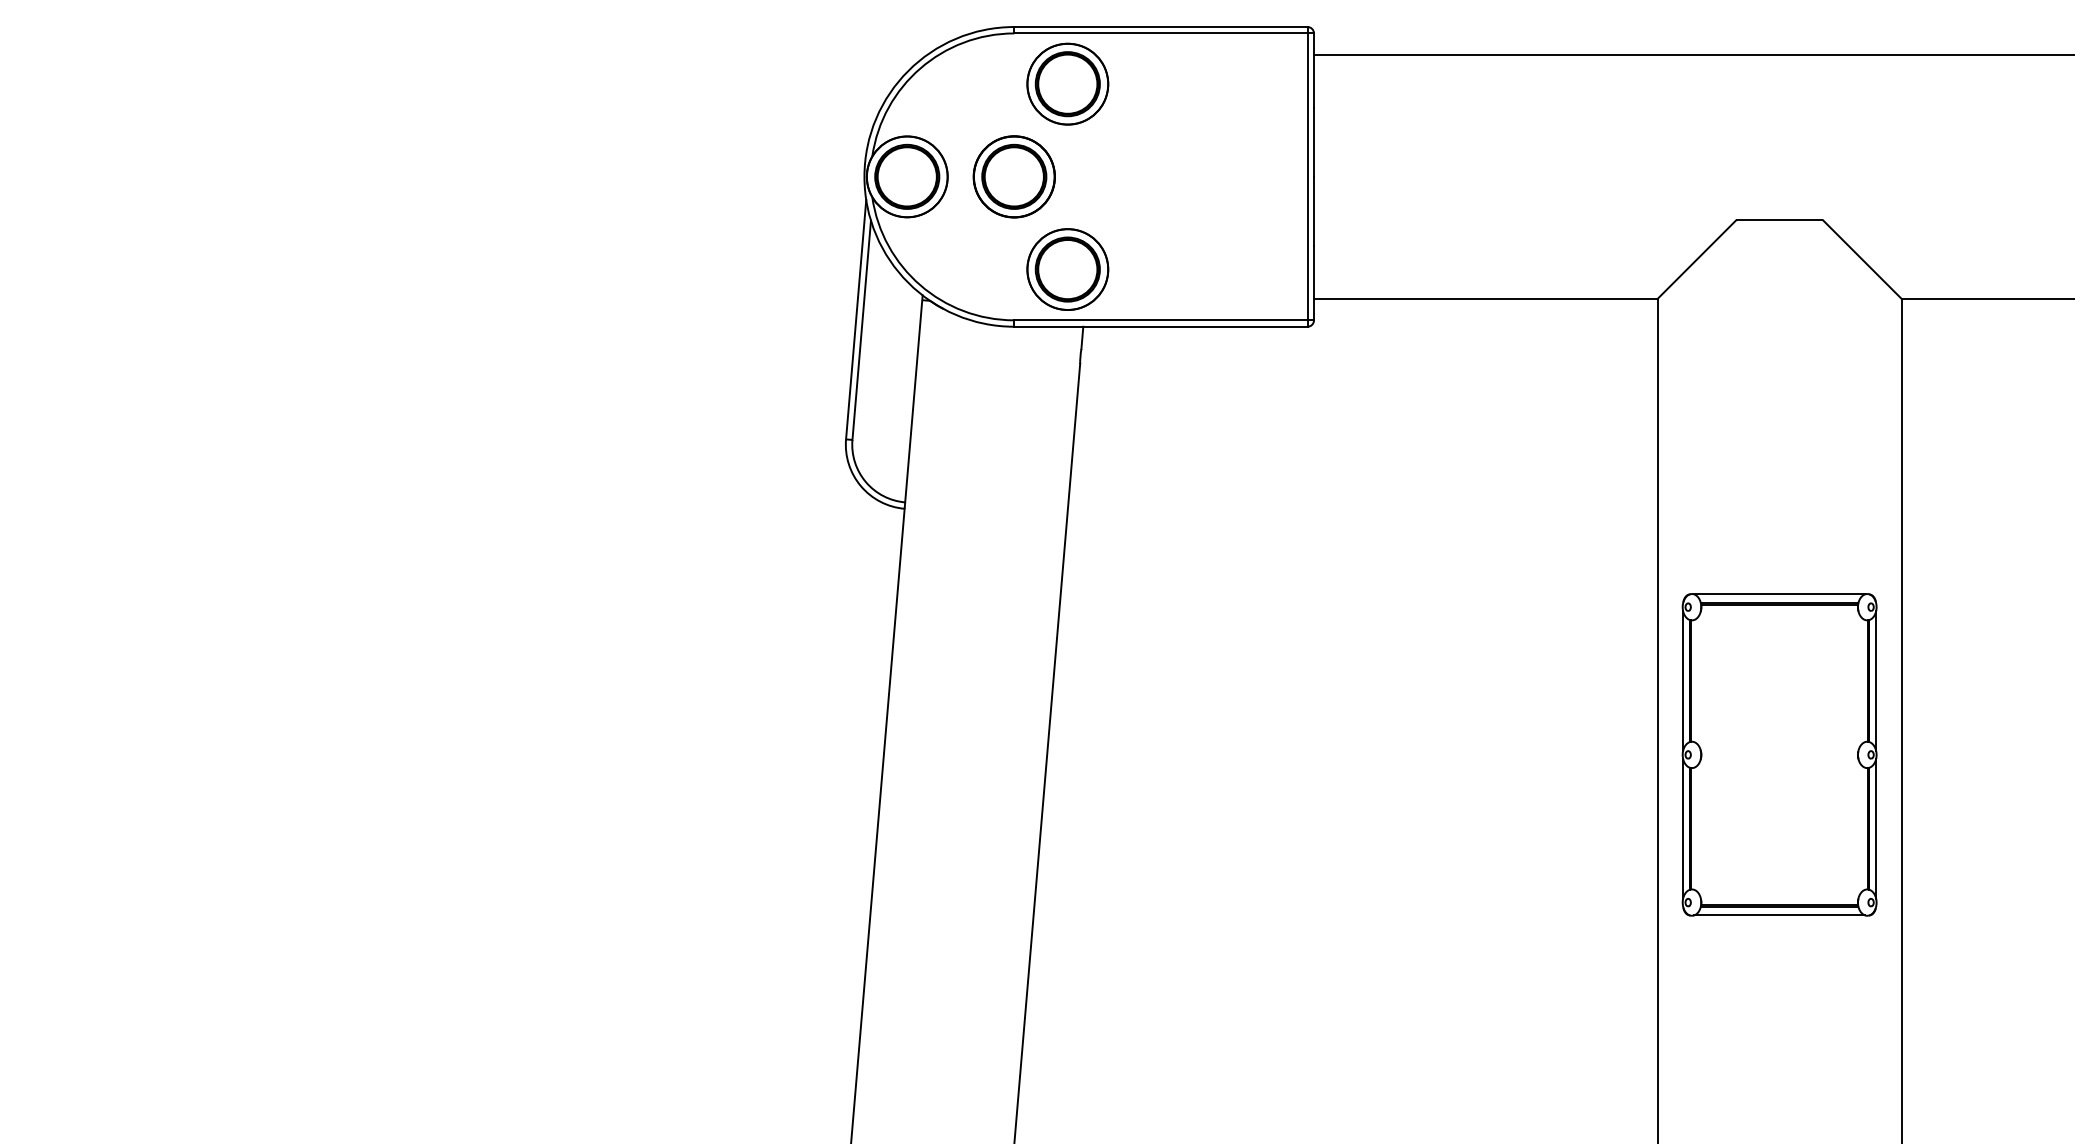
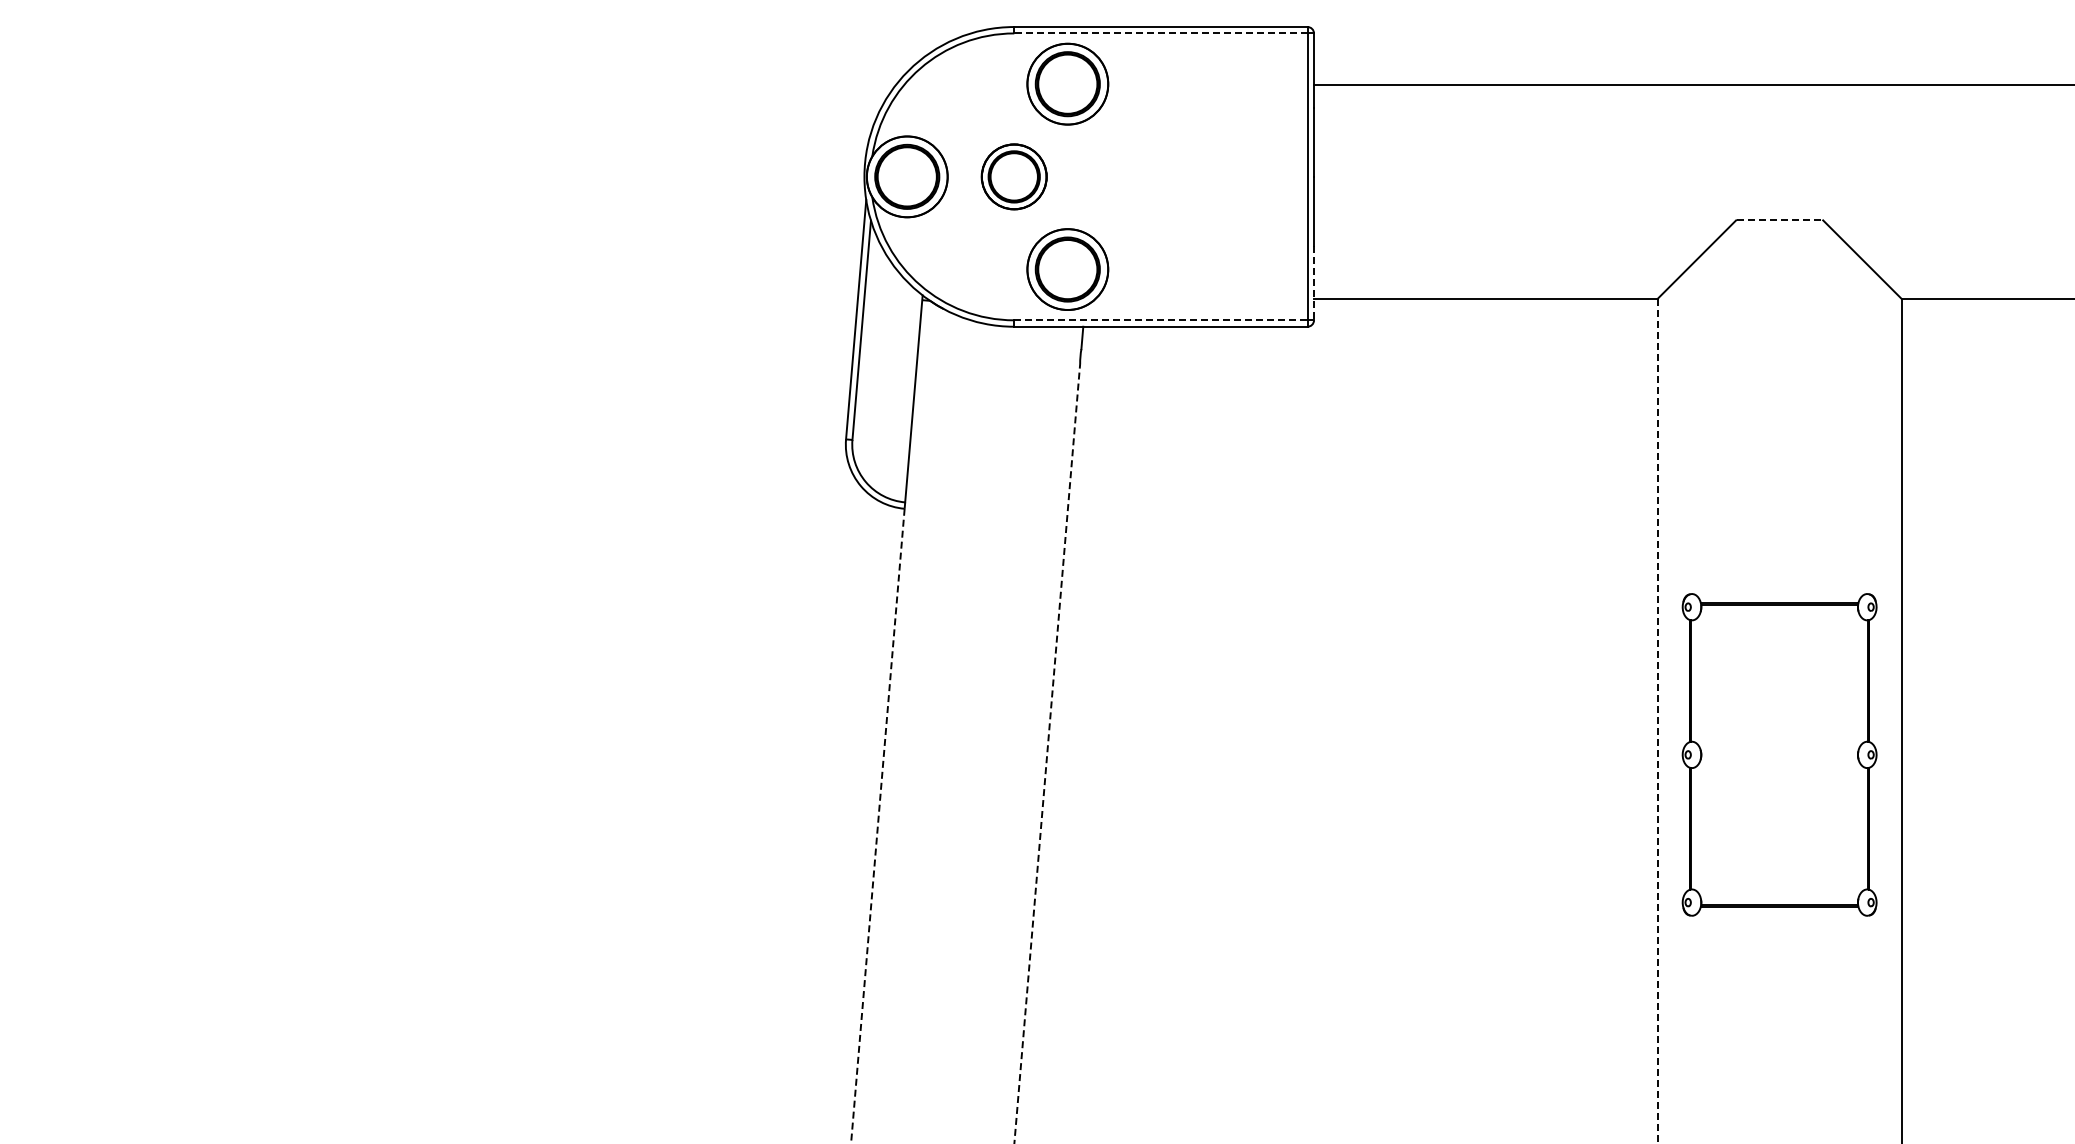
line: solid -> dashed (1160, 33)
line position: (1692, 54) -> (1692, 84) (1692, 84)
part size: 84x84 px -> 68x68 px (1013, 176)
line: solid -> dashed (1779, 219)
line: solid -> dashed (1314, 283)
line: solid -> dashed (1160, 320)
line: present -> none (1779, 594)
line: present -> none (1683, 680)
line: present -> none (1876, 680)
line: solid -> dashed (1657, 721)
line: solid -> dashed (1047, 753)
line: solid -> dashed (877, 826)
line: present -> none (1683, 828)
line: present -> none (1876, 828)
line: present -> none (1779, 915)
